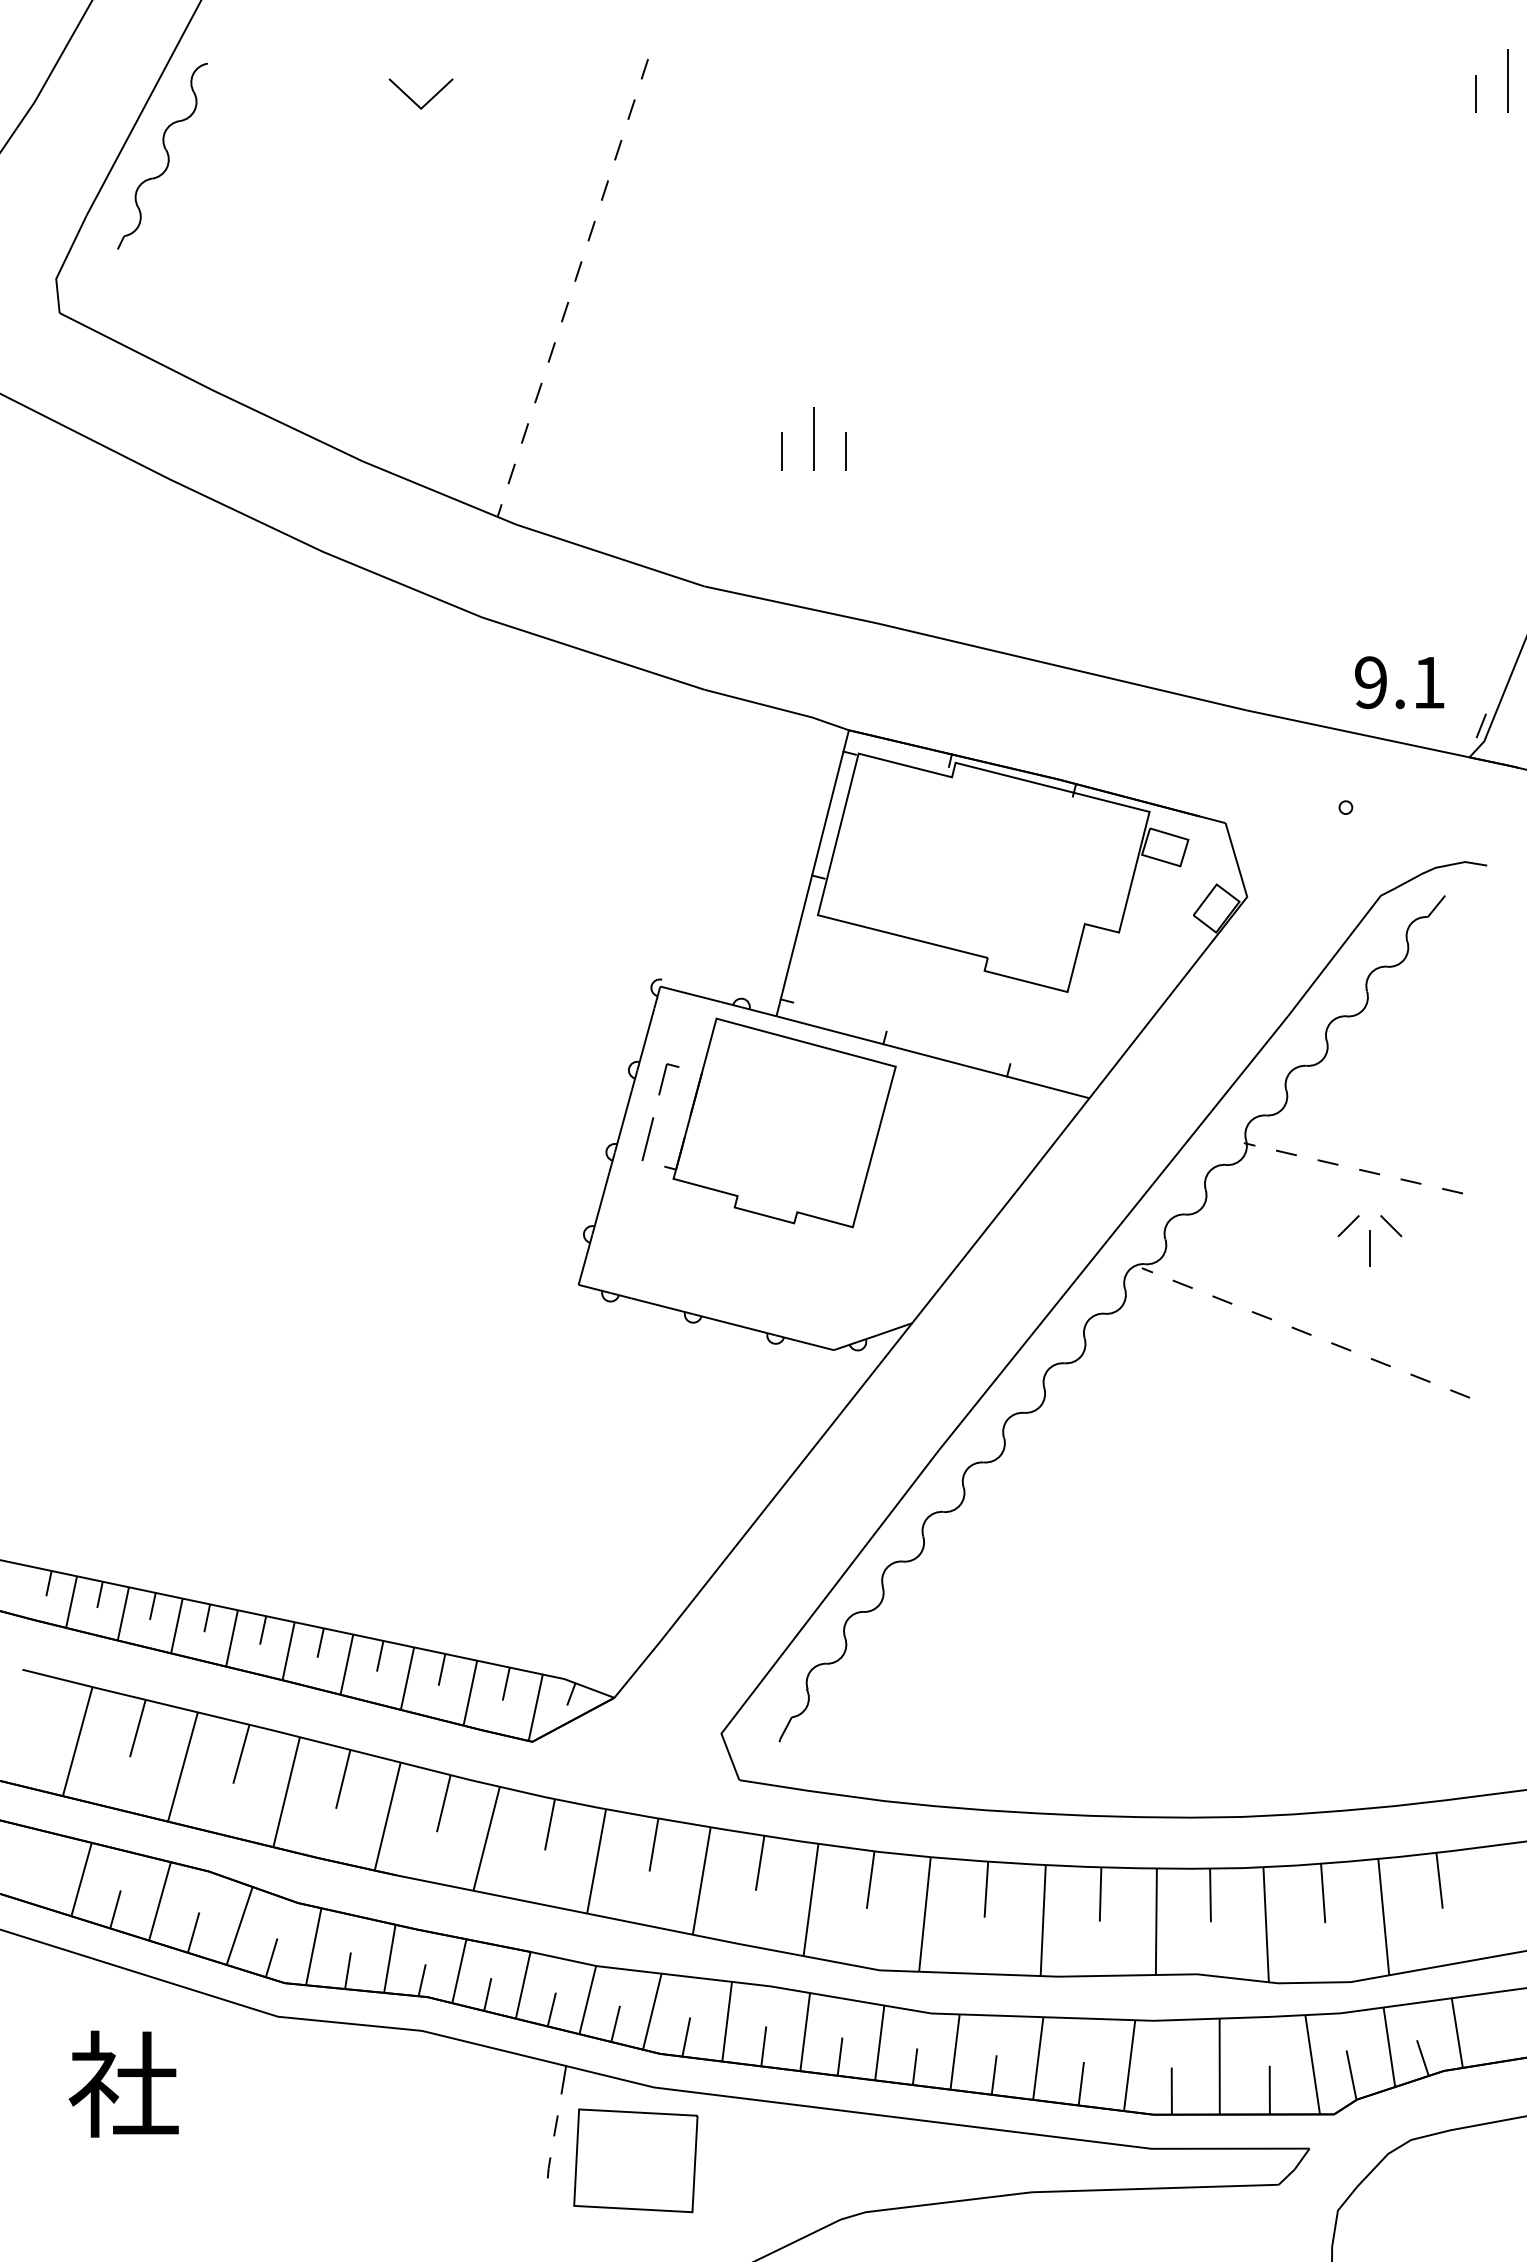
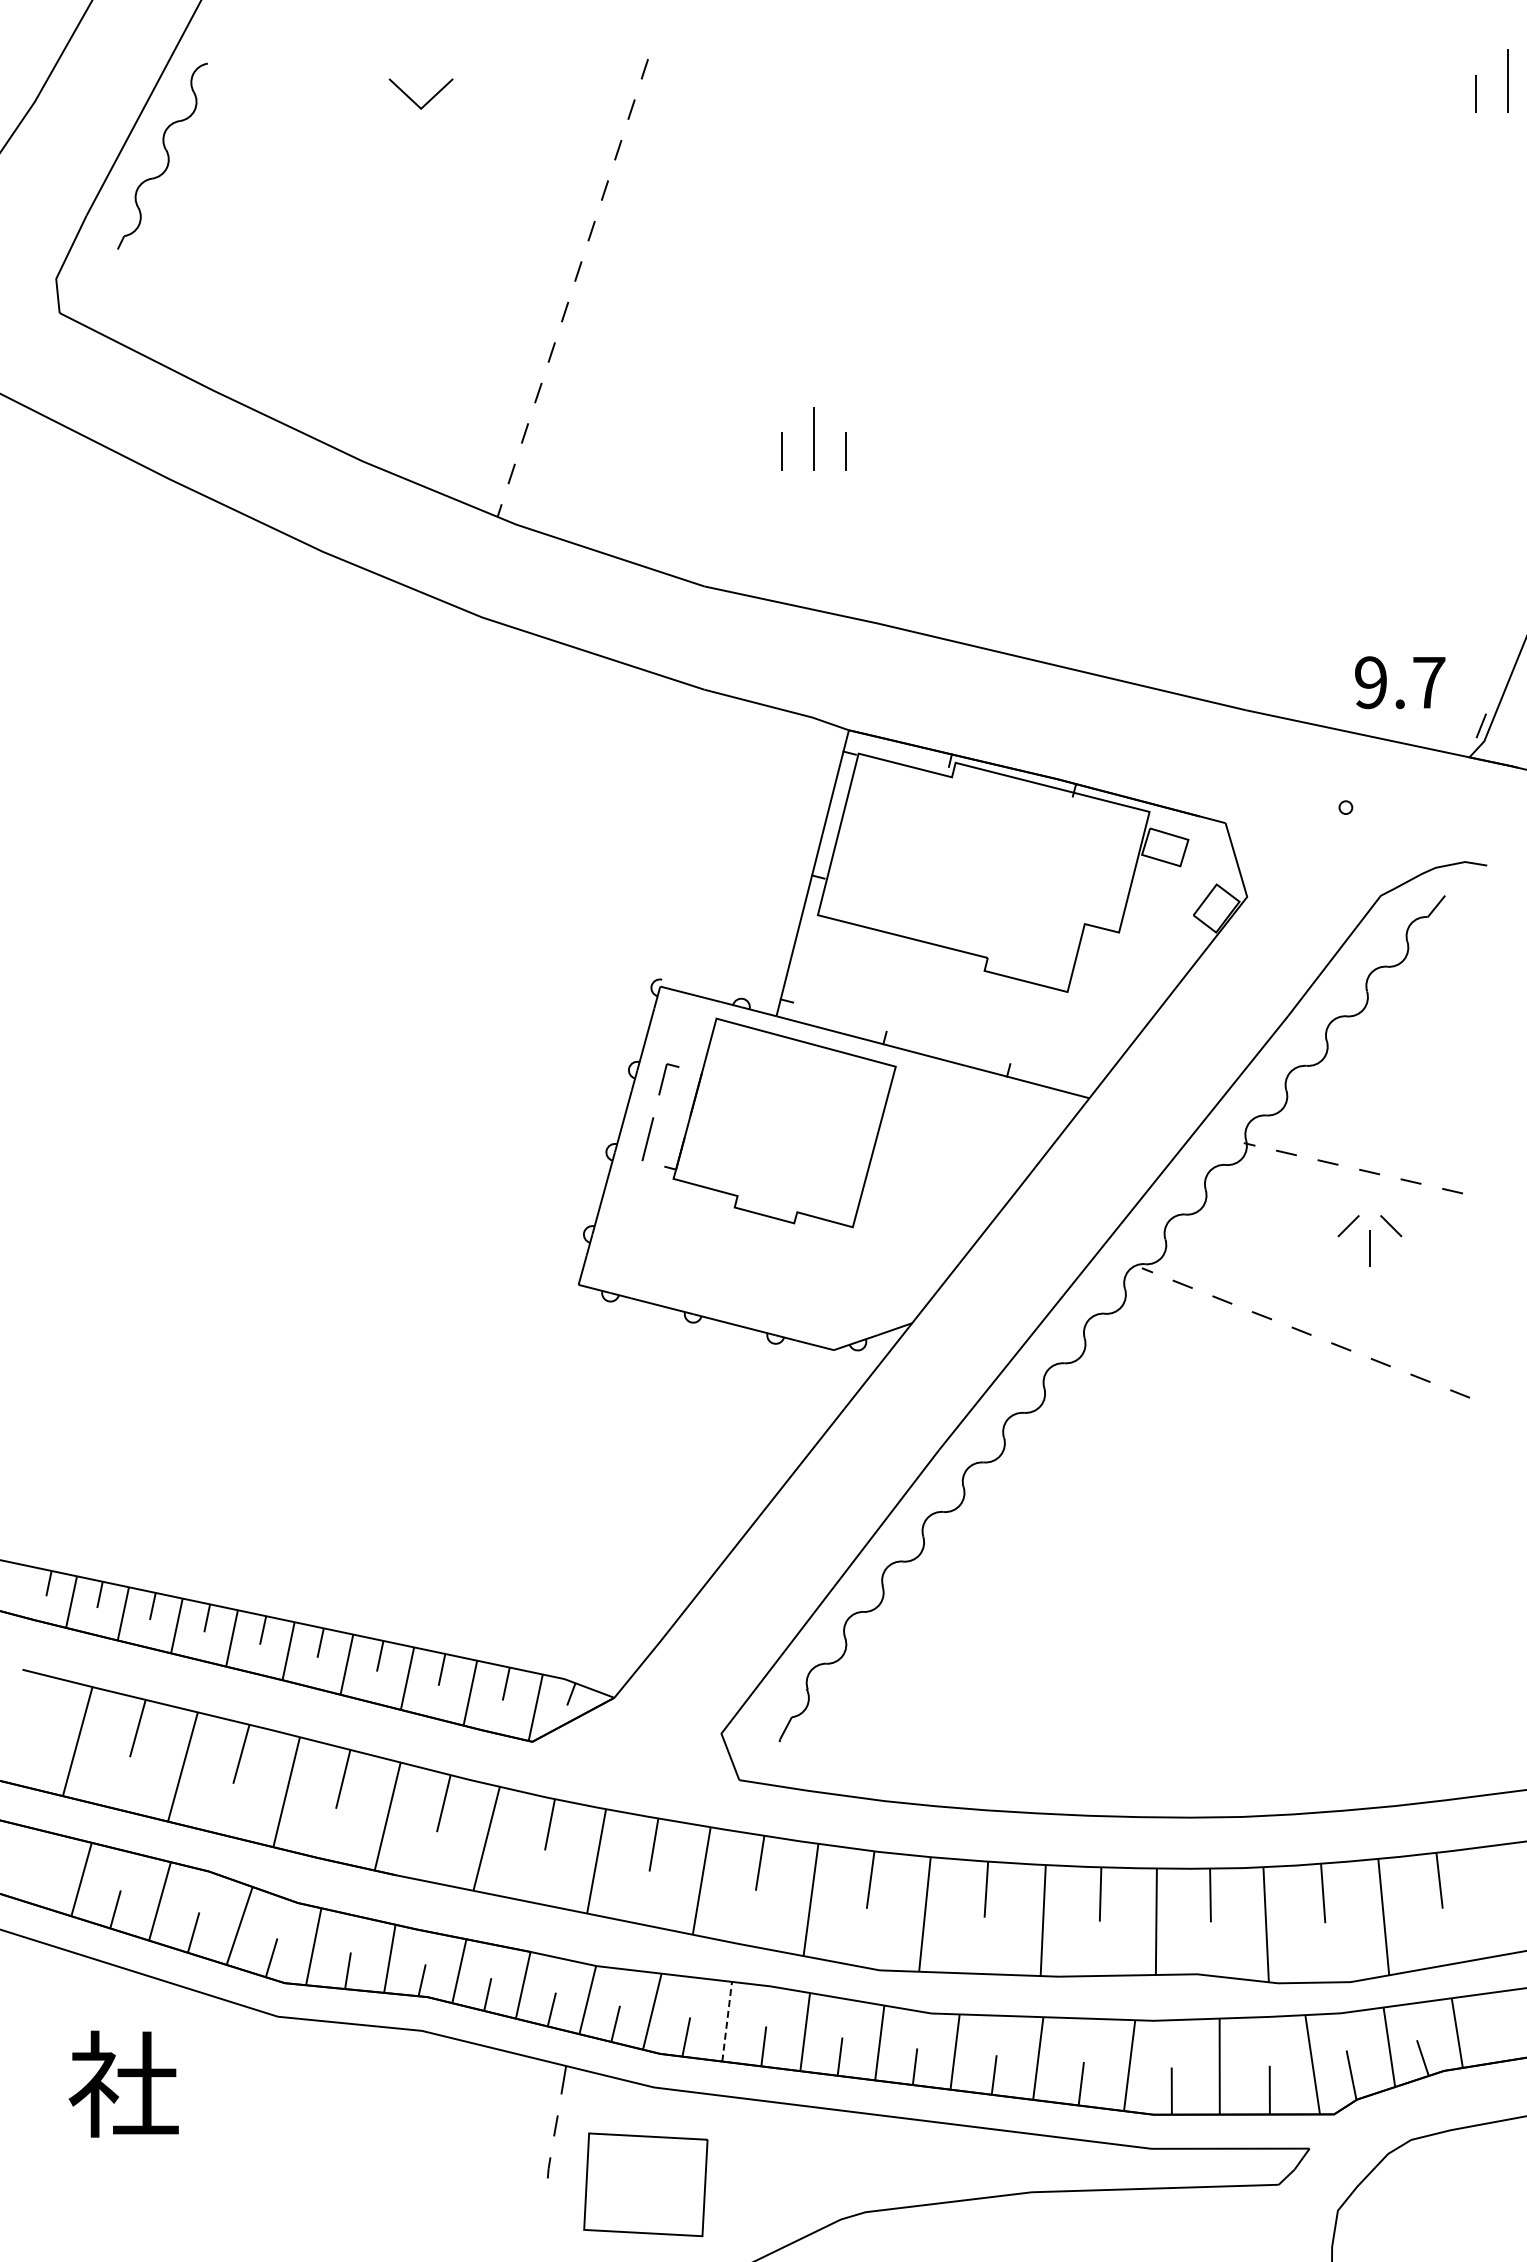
text: 9.1 -> 9.7 (1429, 682)
line: solid -> dashed (727, 2021)
part position: (635, 2160) -> (645, 2184) (645, 2184)
